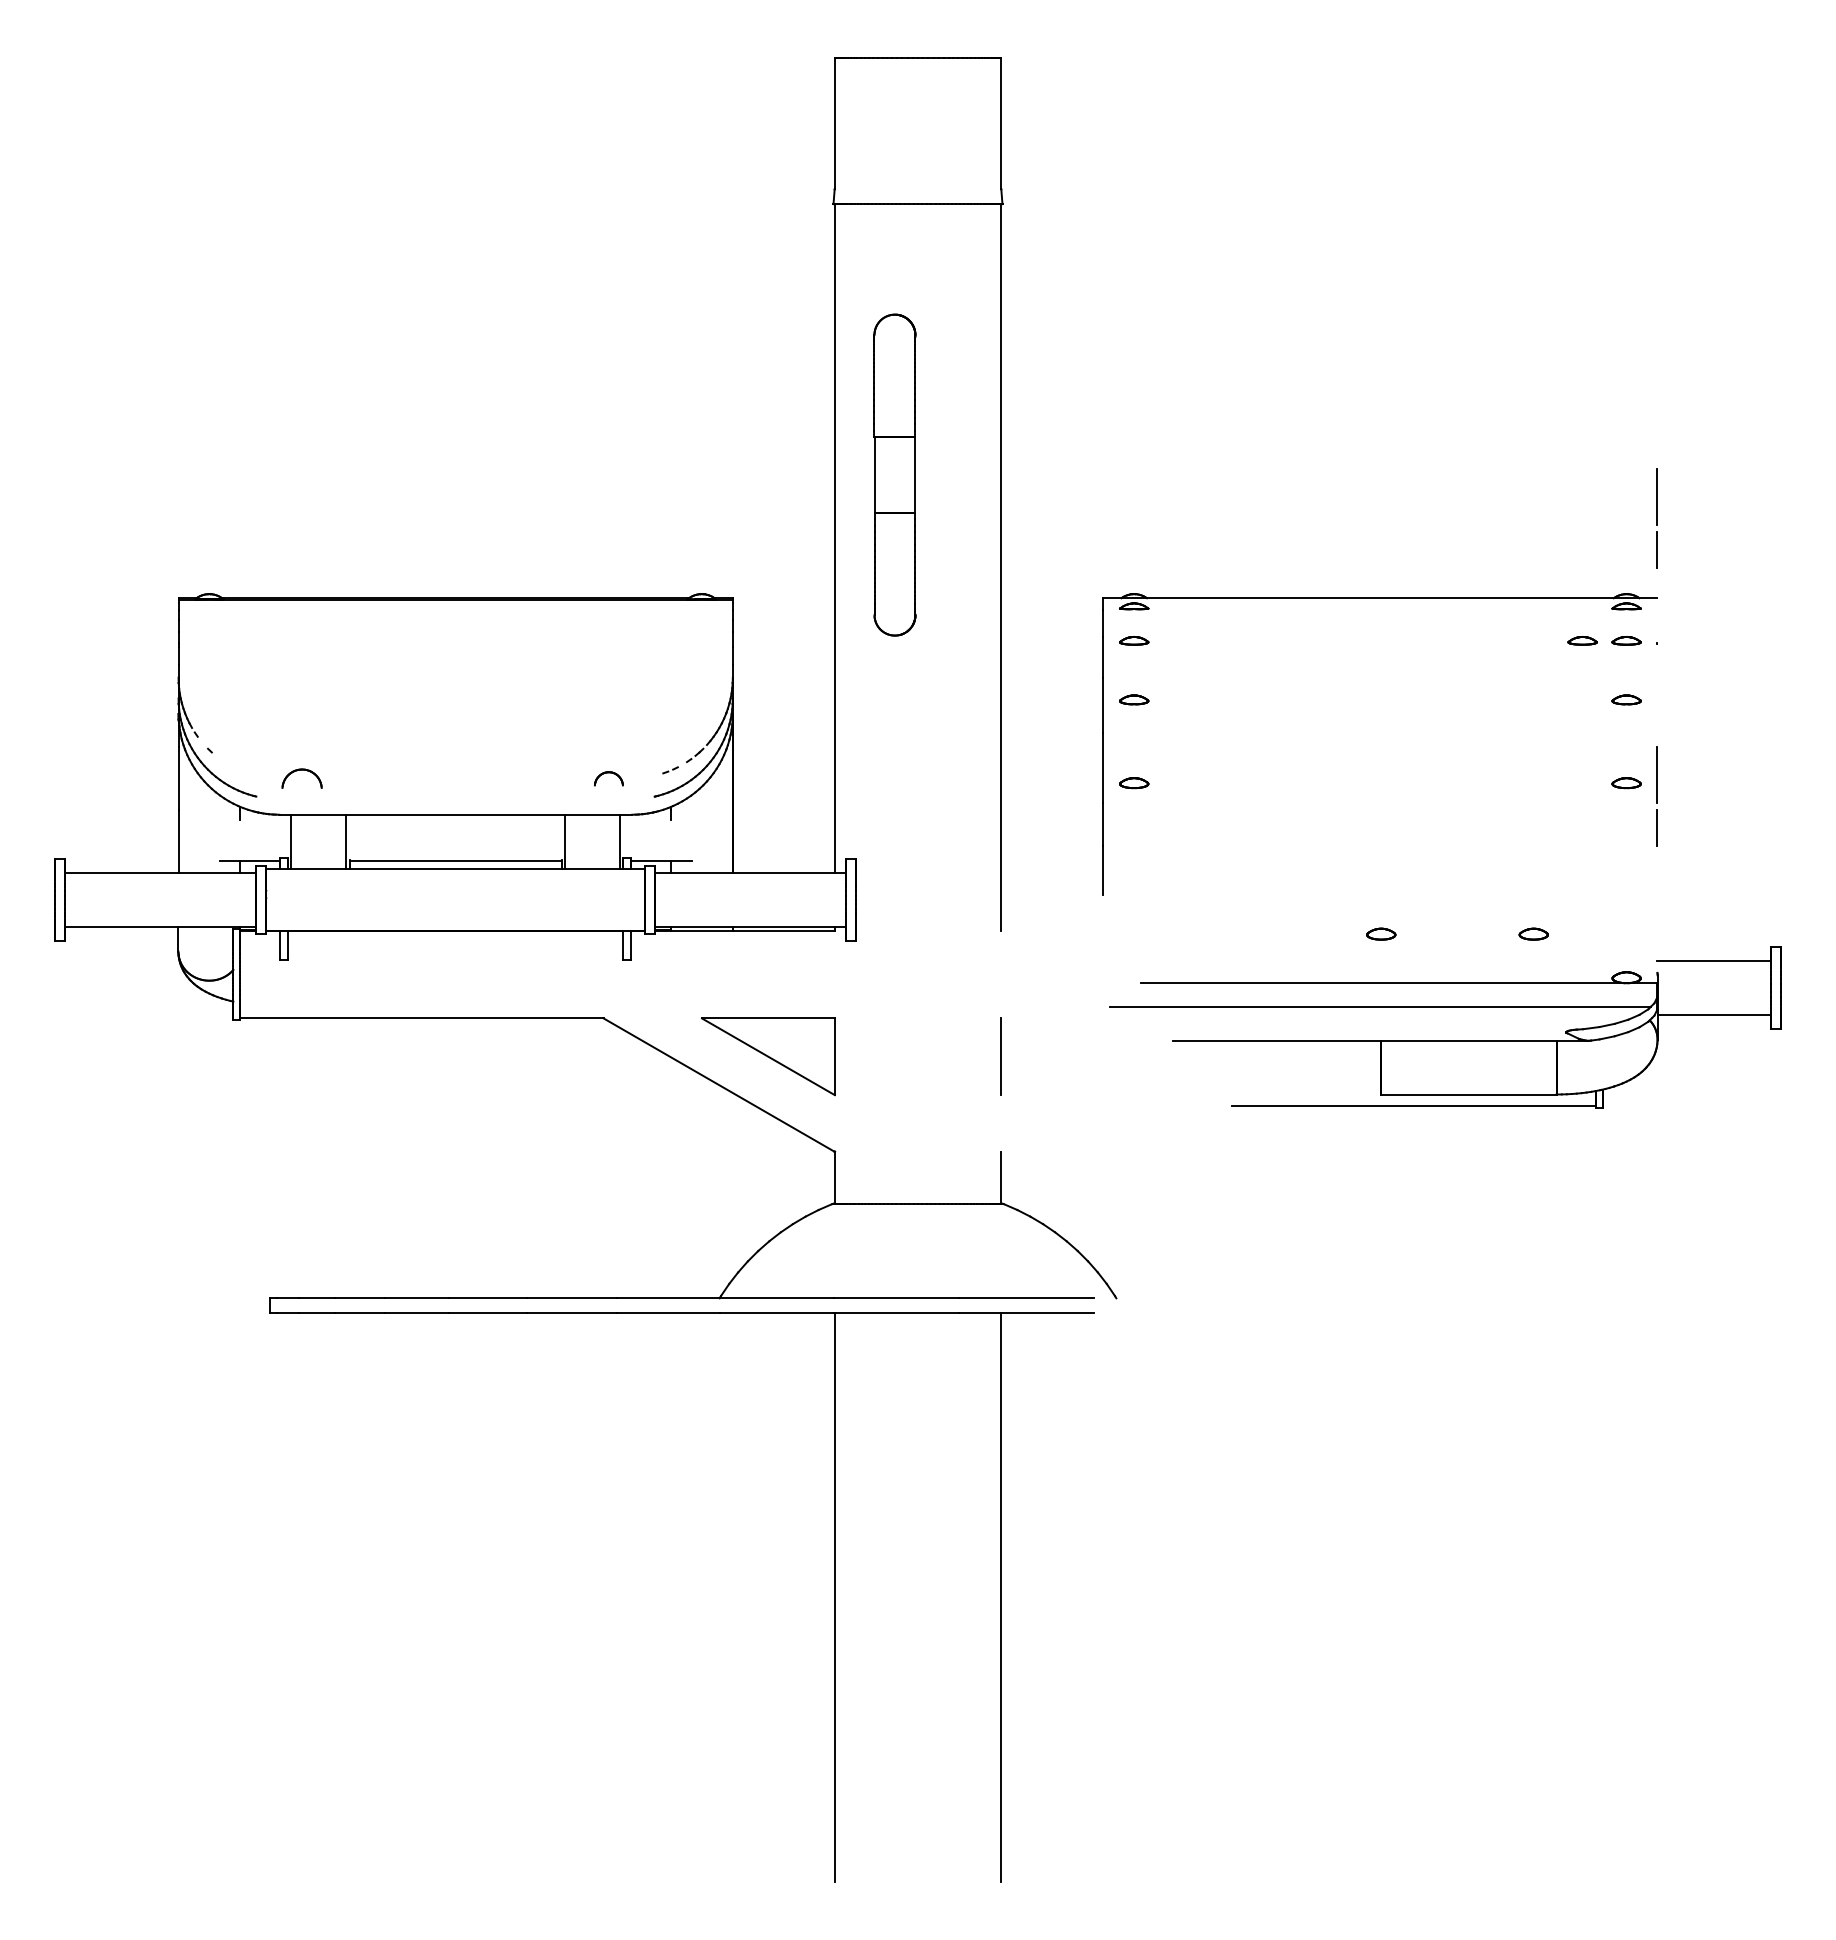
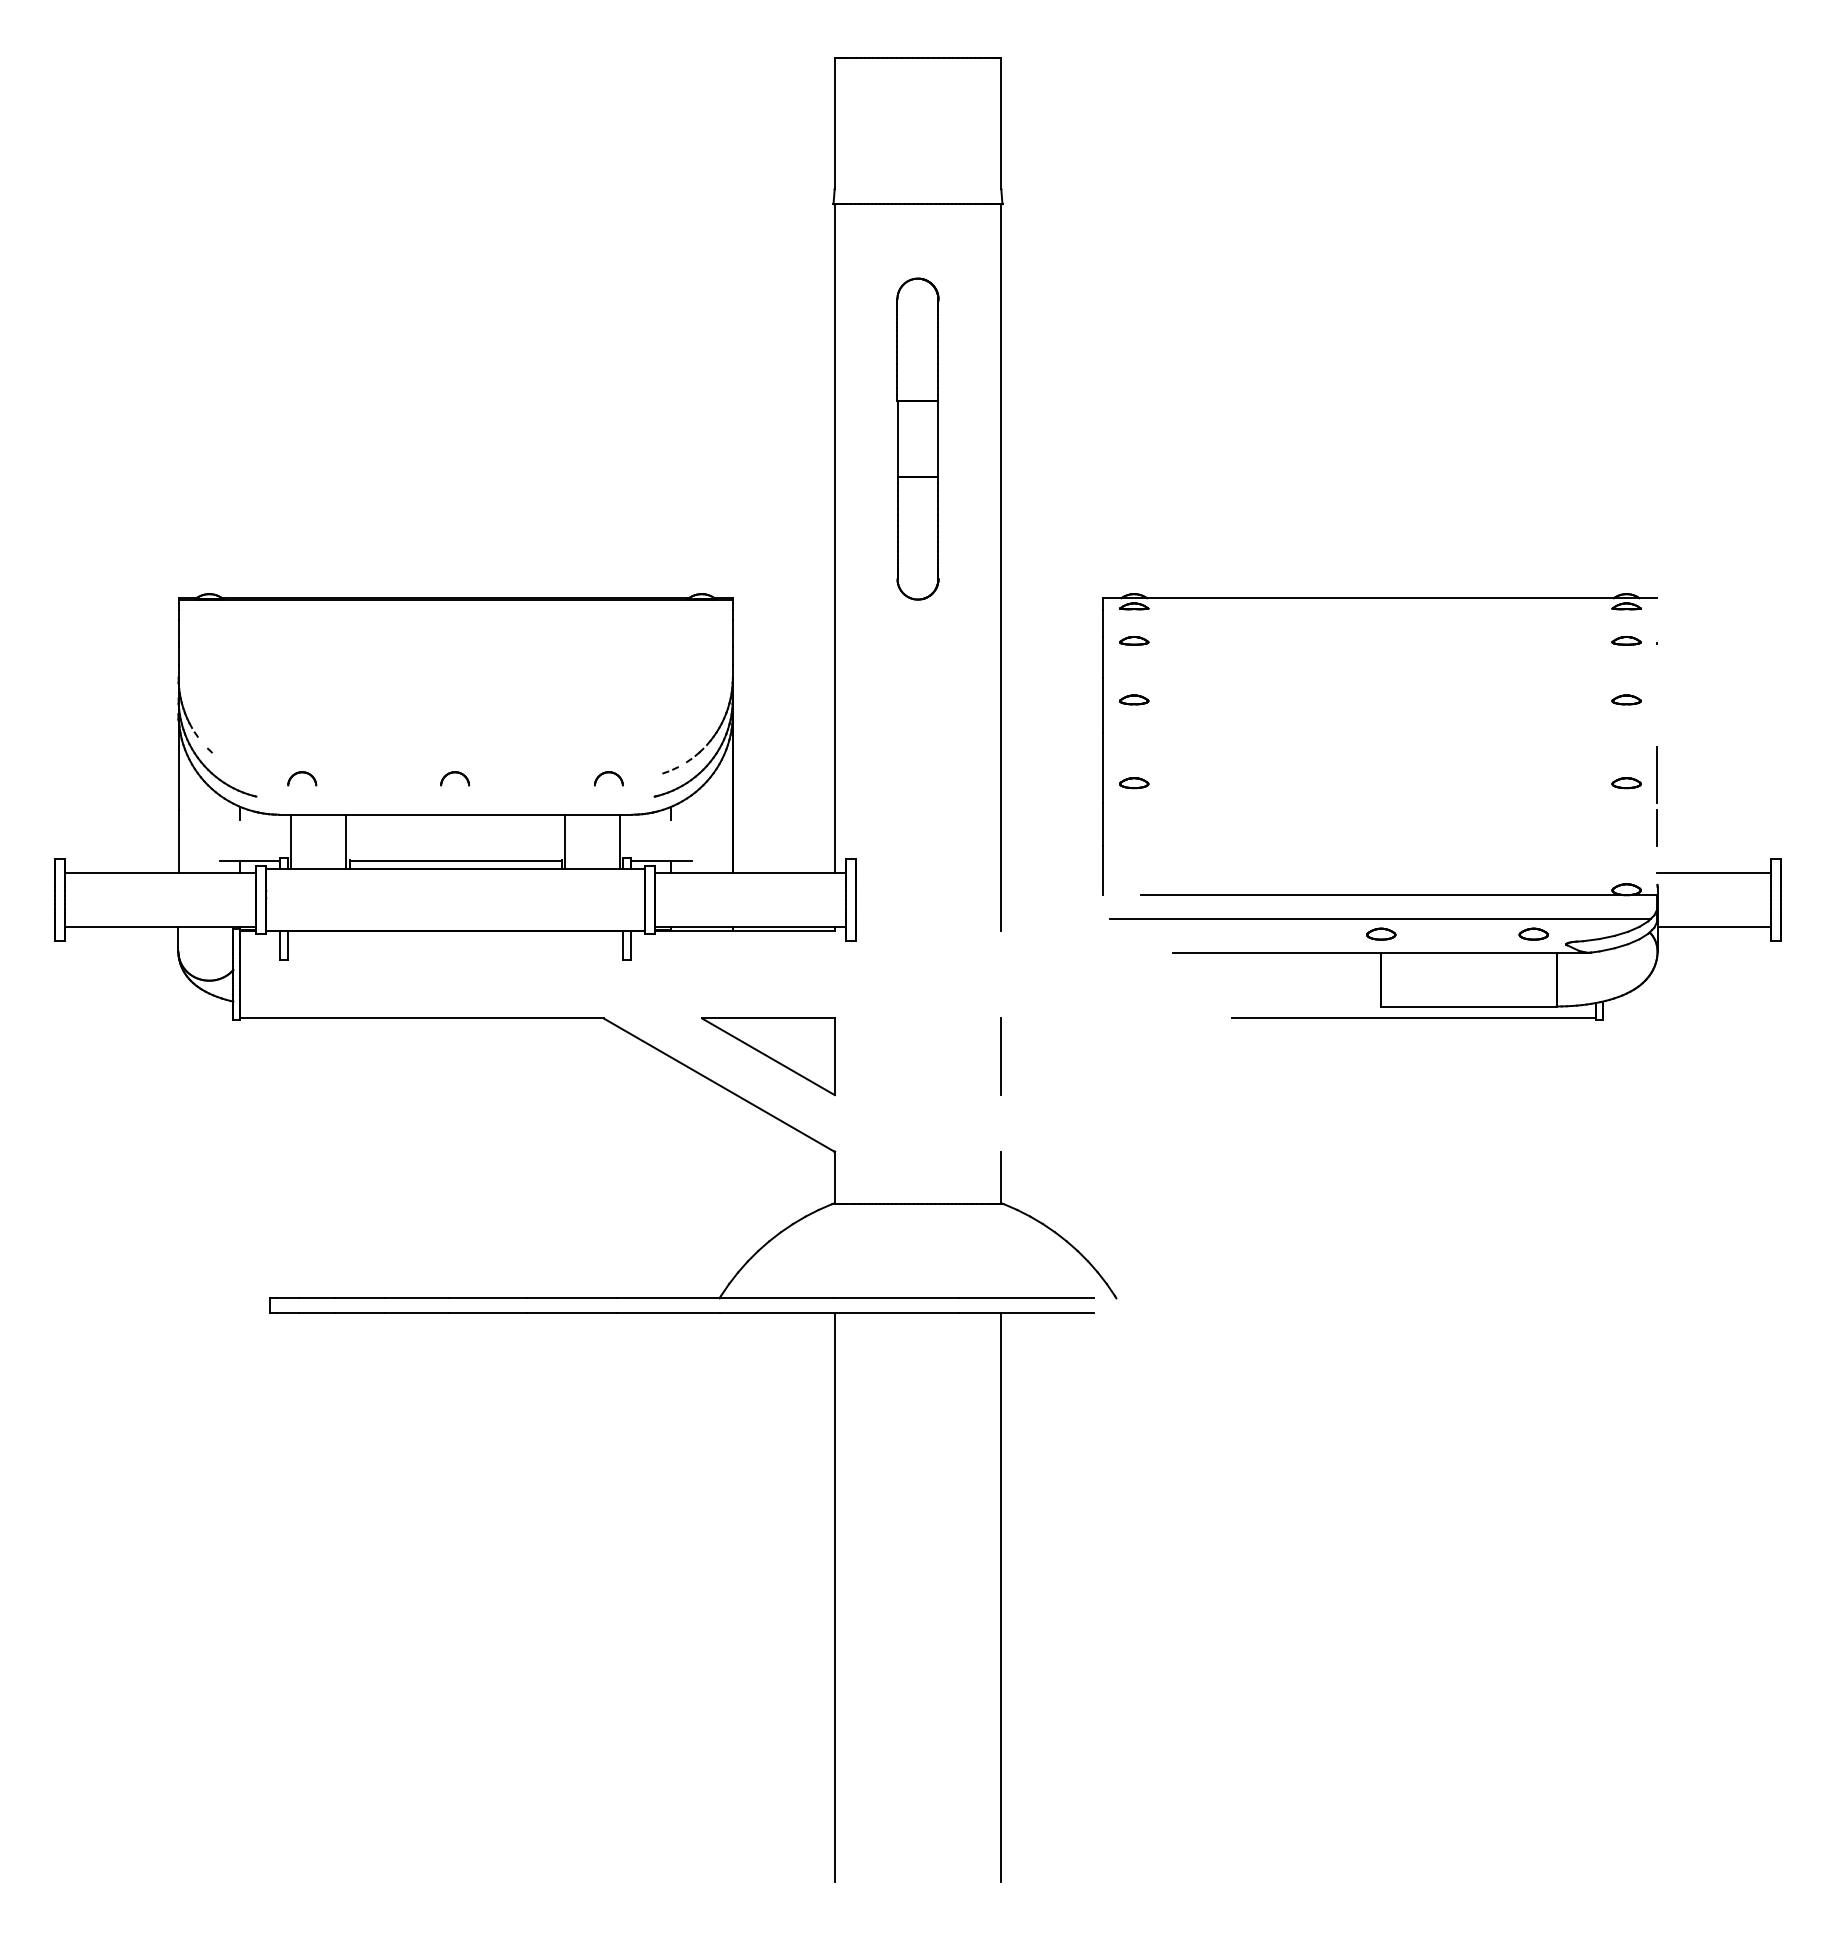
part position: (894, 474) -> (917, 438) (917, 438)
line: present -> none (1656, 518)
part: present -> none (1582, 640)
part size: 42x21 px -> 31x16 px (302, 778)
part: none -> present (455, 778)
part position: (1445, 1040) -> (1445, 952) (1445, 952)
